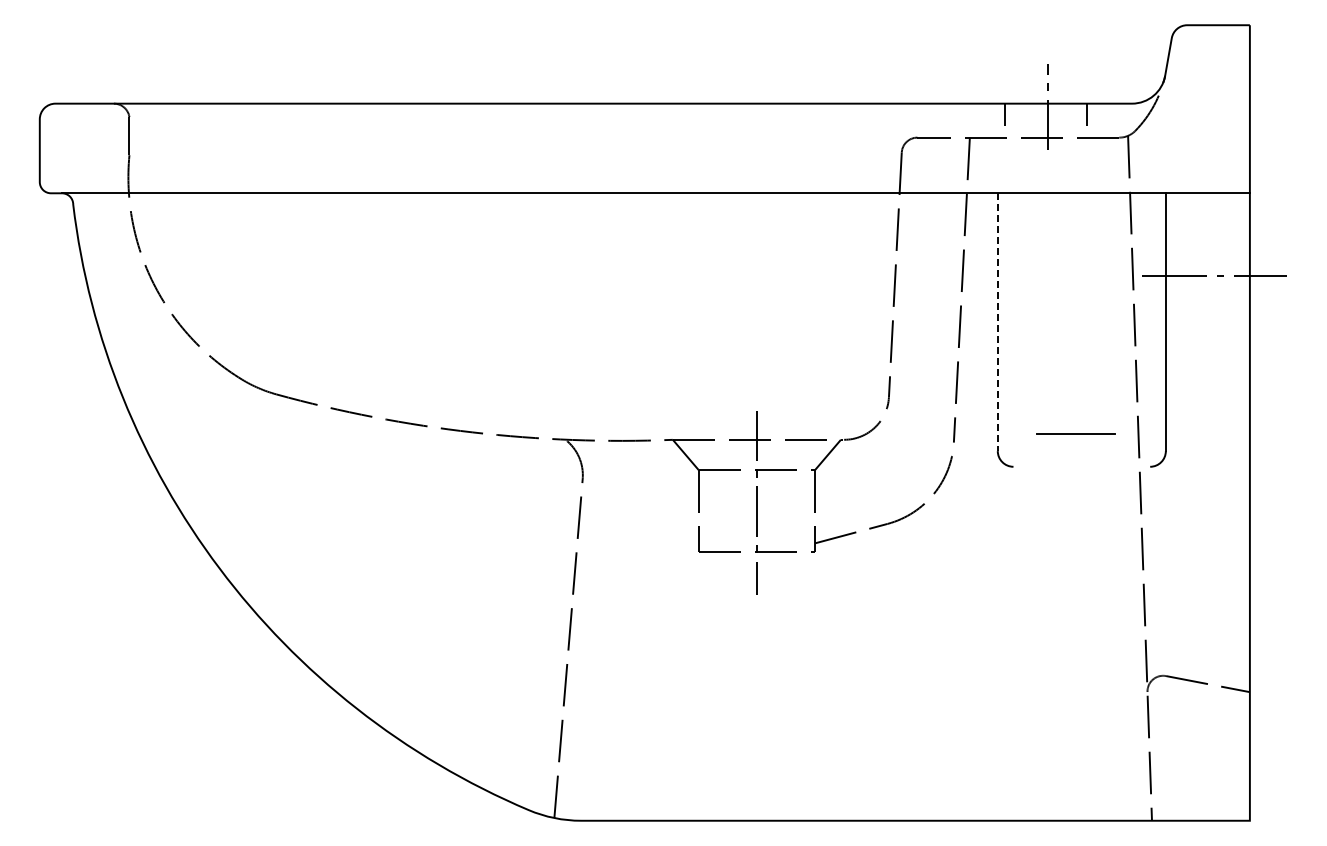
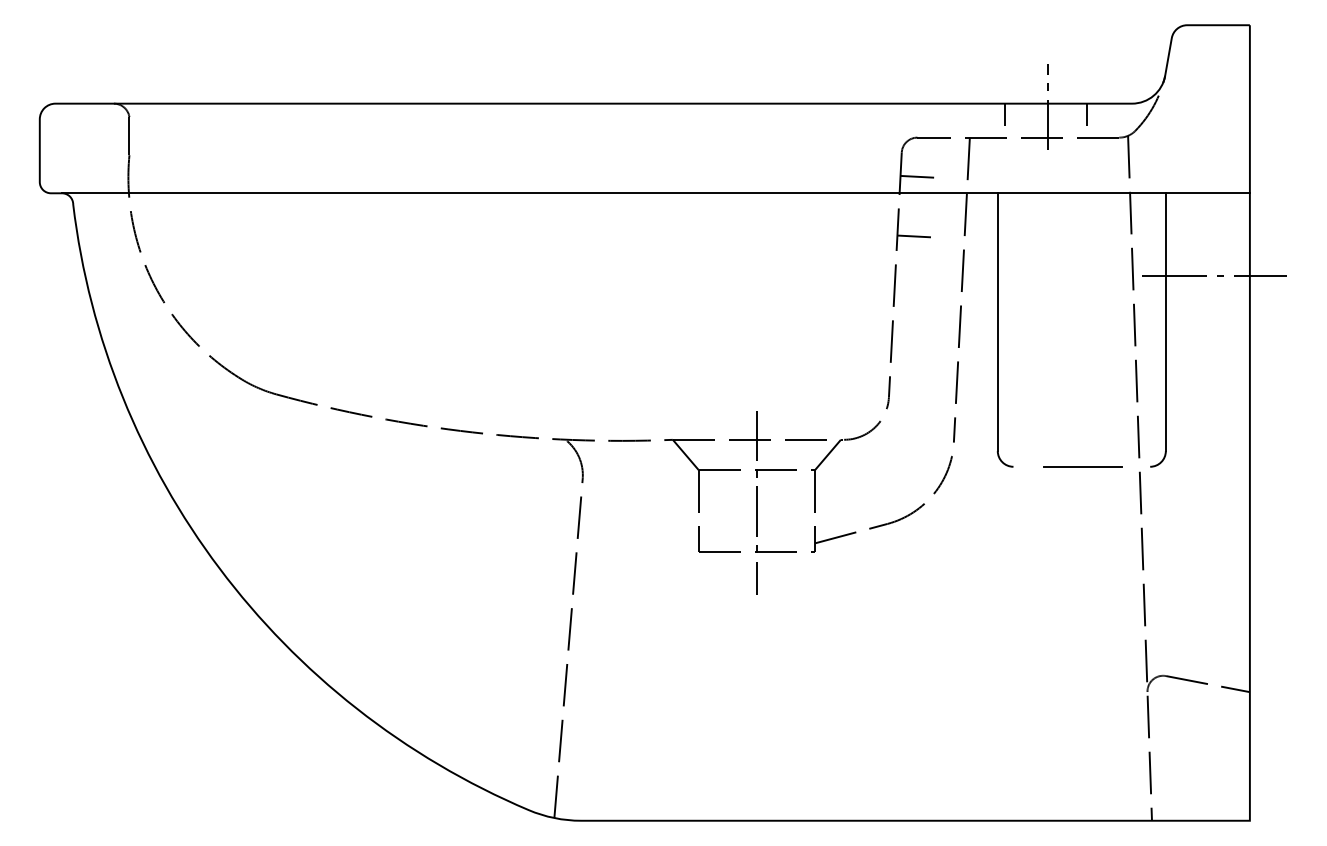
line: none -> present (917, 176)
line: none -> present (913, 236)
line: dashed -> solid (997, 322)
line position: (1075, 433) -> (1082, 466) (1082, 466)
